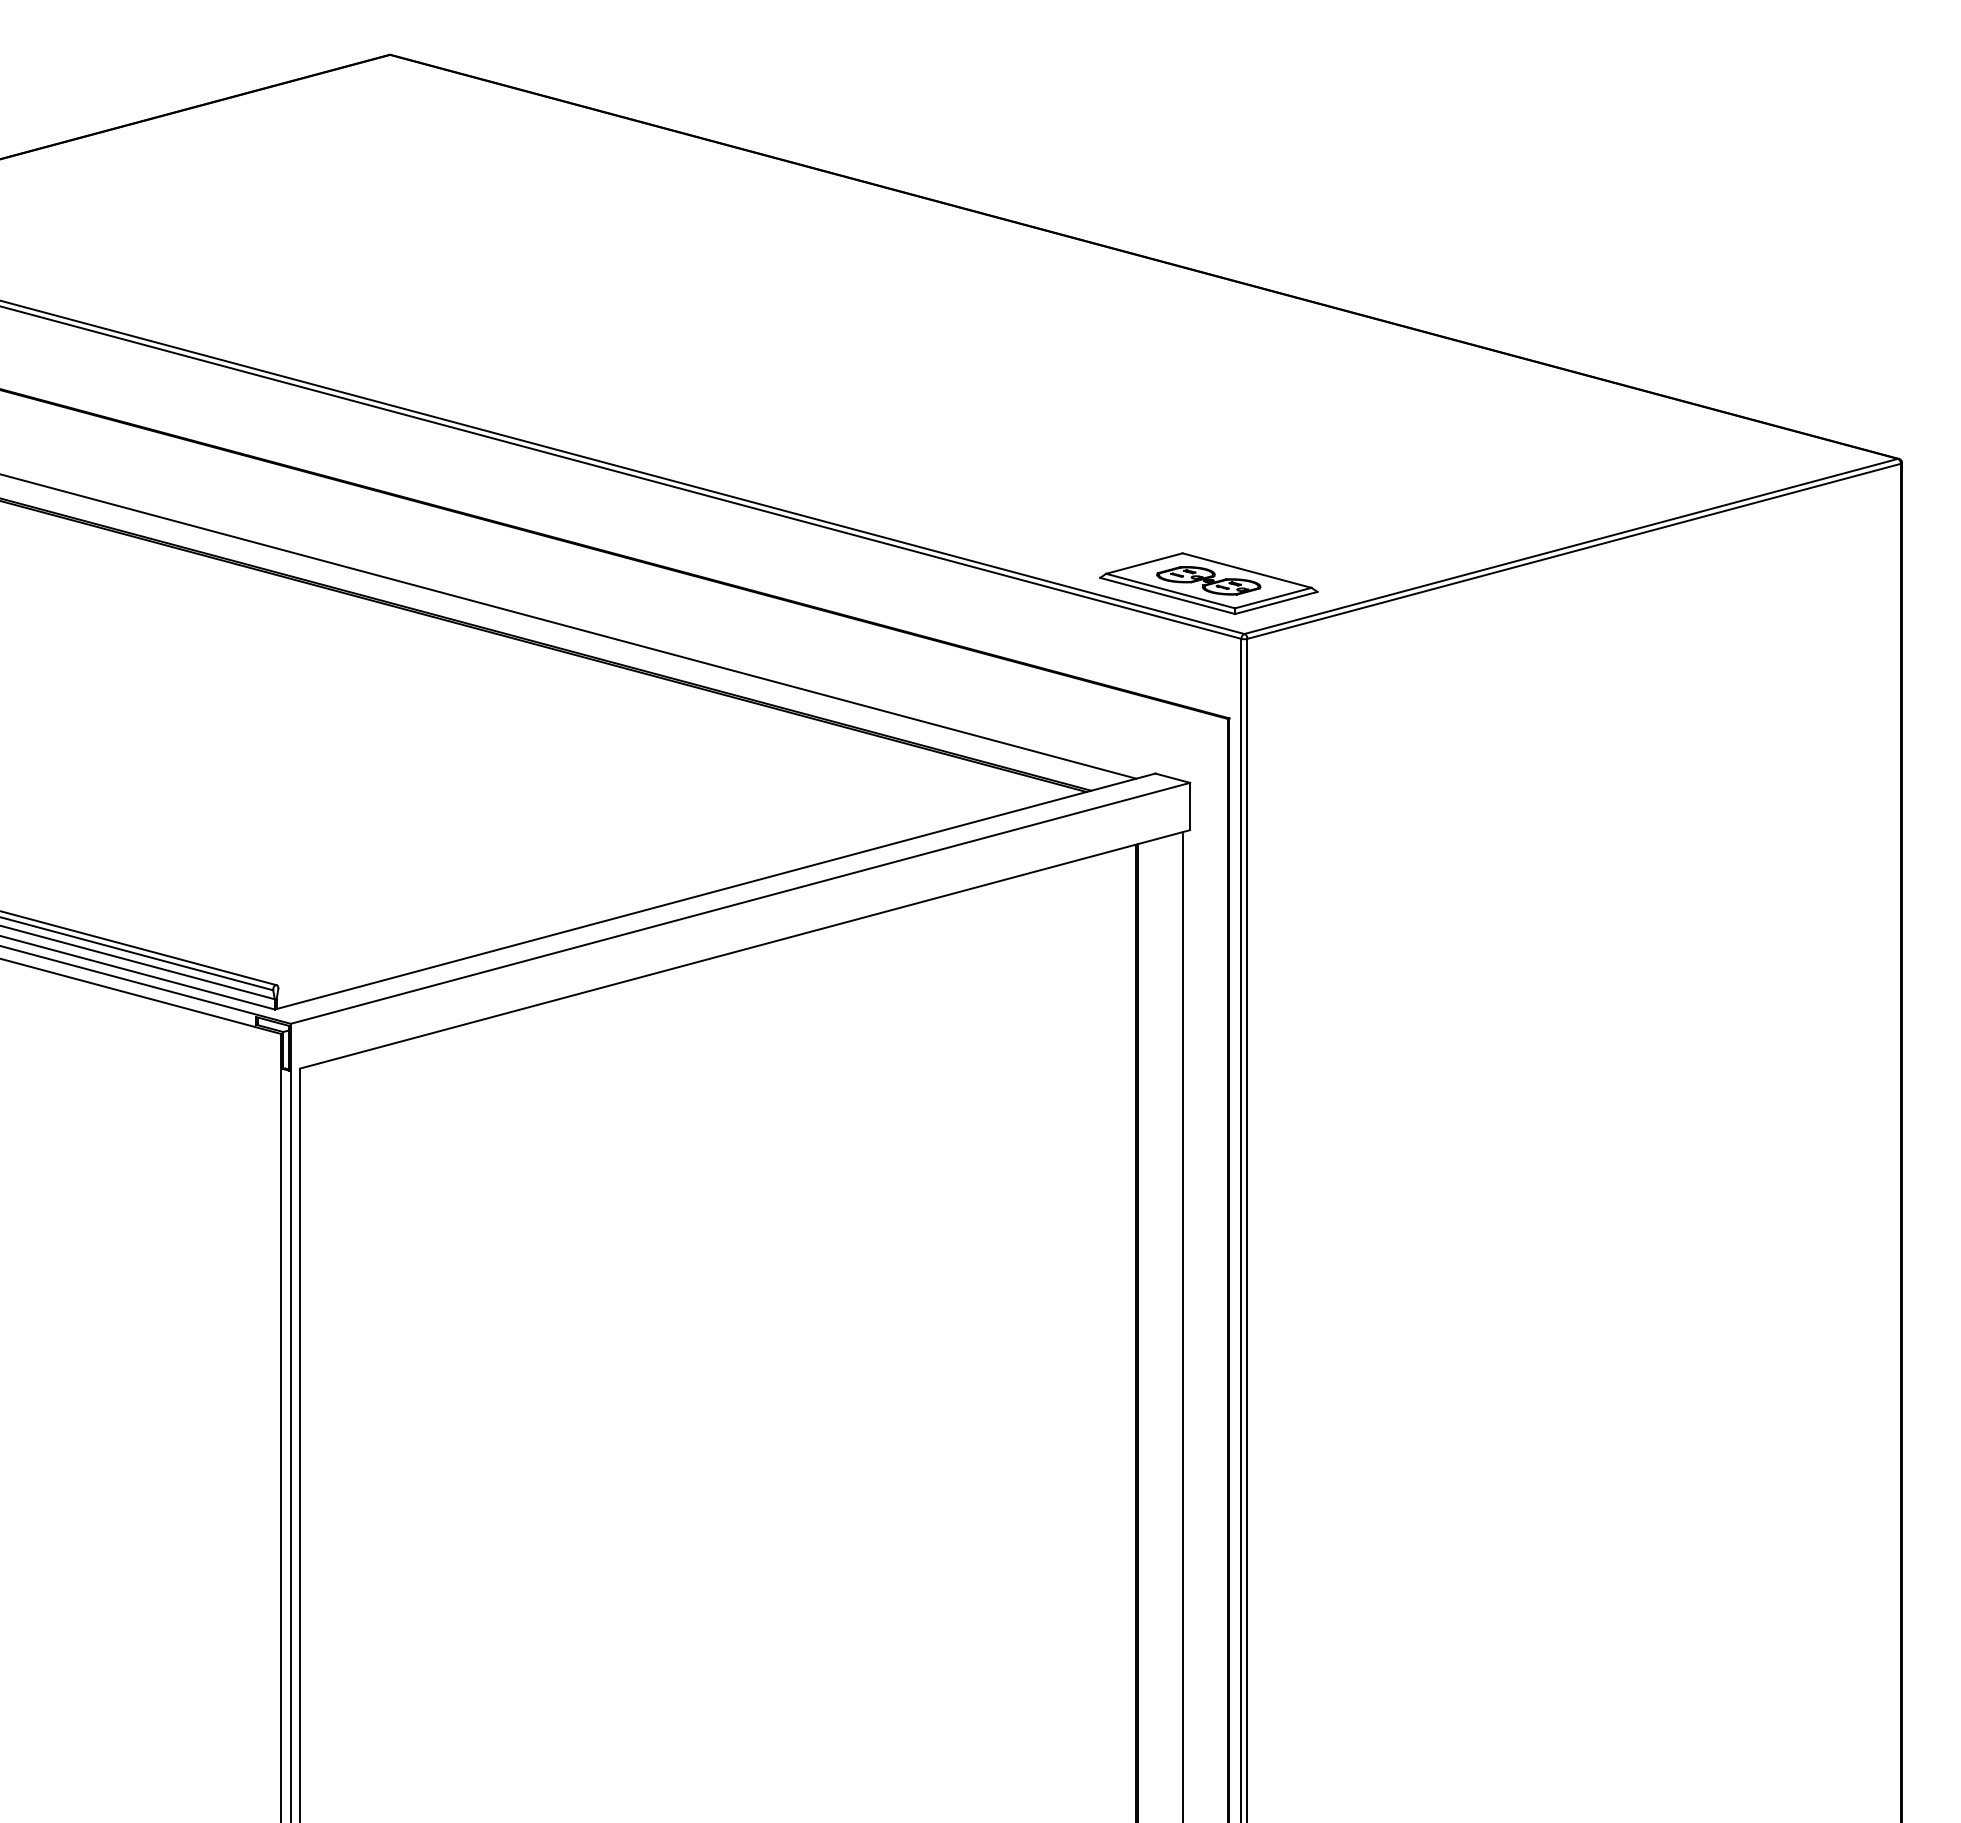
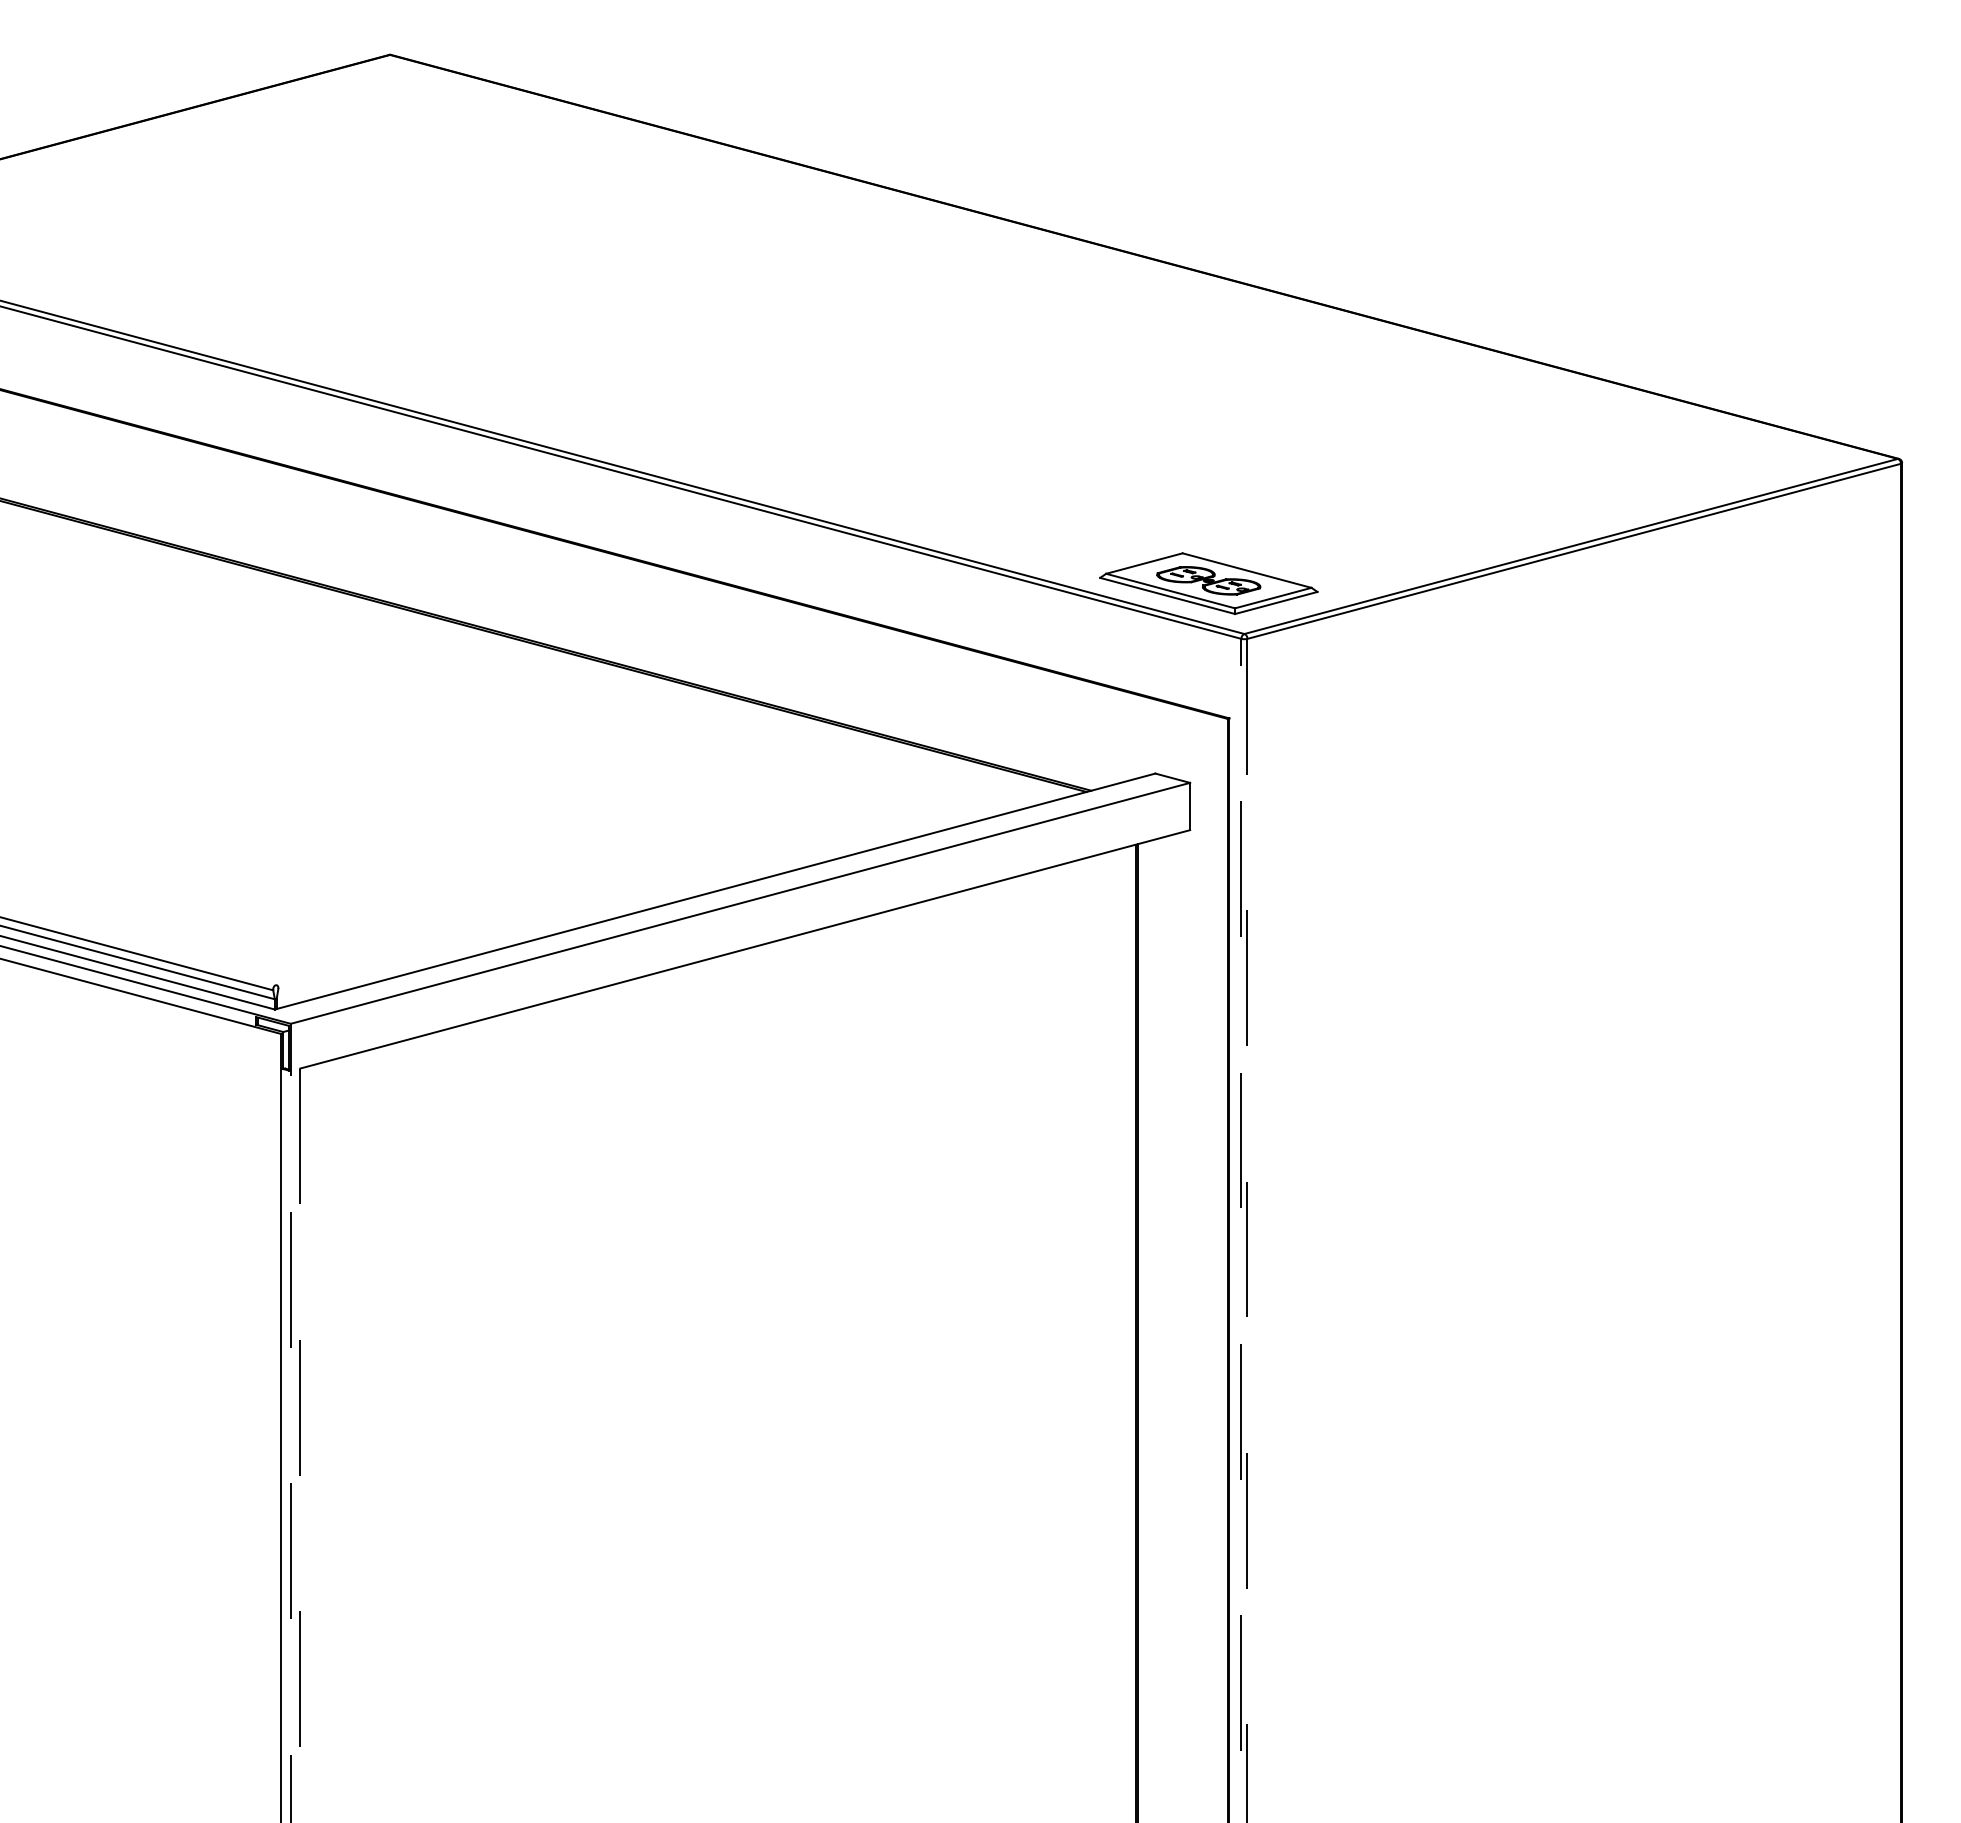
line: present -> none (569, 626)
line: present -> none (139, 948)
line: solid -> dashed (1241, 1230)
line: solid -> dashed (1247, 1230)
line: present -> none (1182, 1325)
line: solid -> dashed (290, 1422)
line: solid -> dashed (300, 1445)
